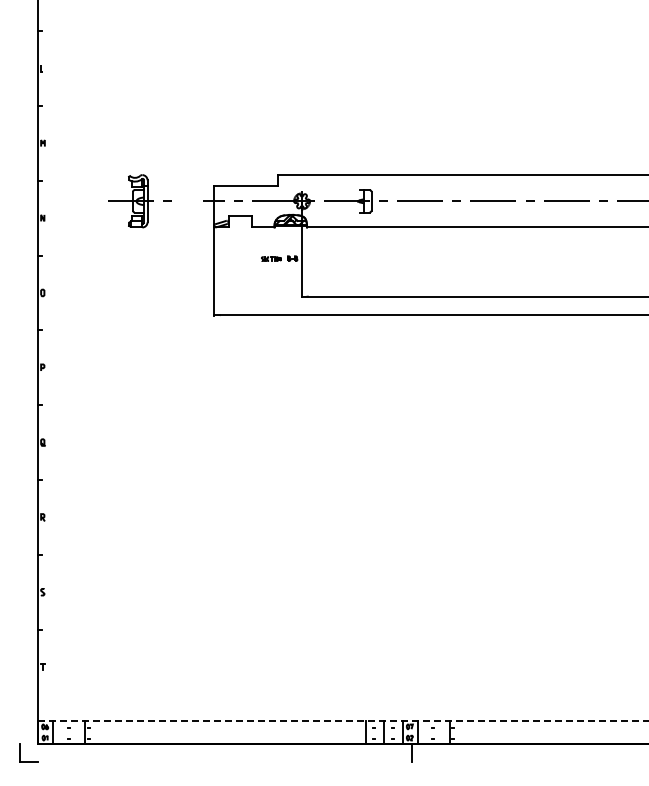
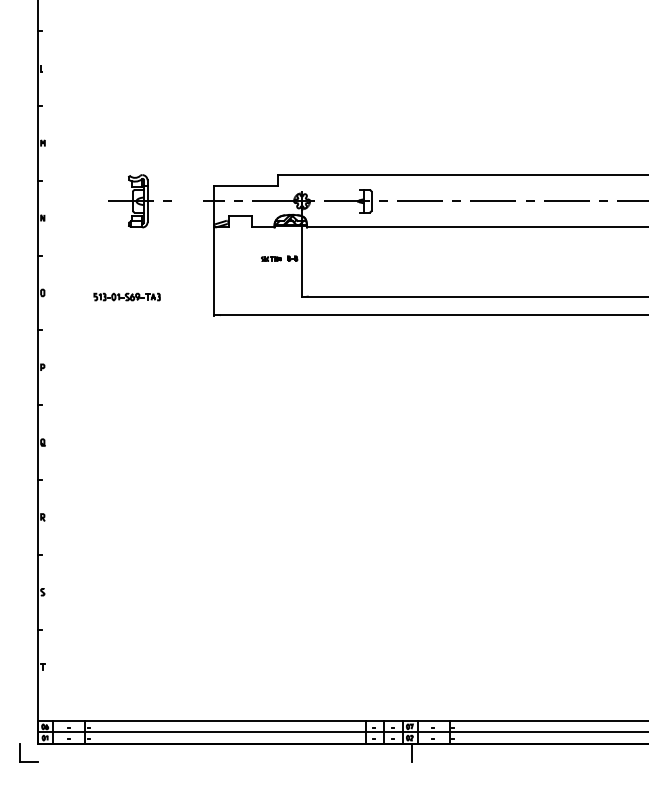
part: none -> present (126, 296)
line: dashed -> solid (343, 721)
line: none -> present (341, 732)
